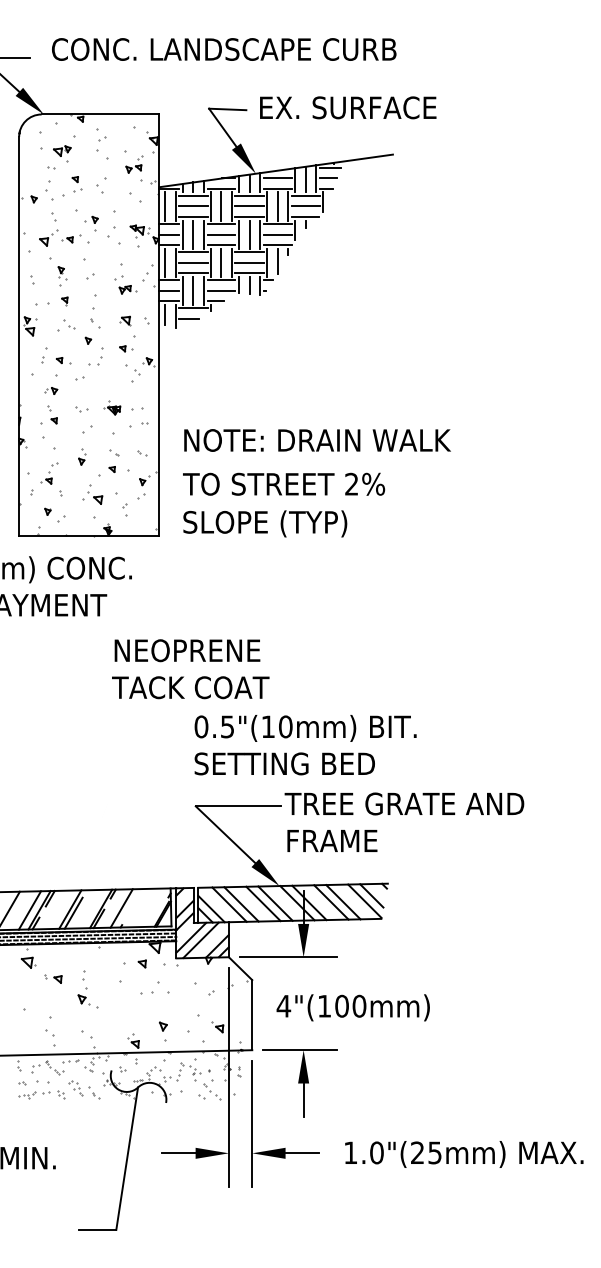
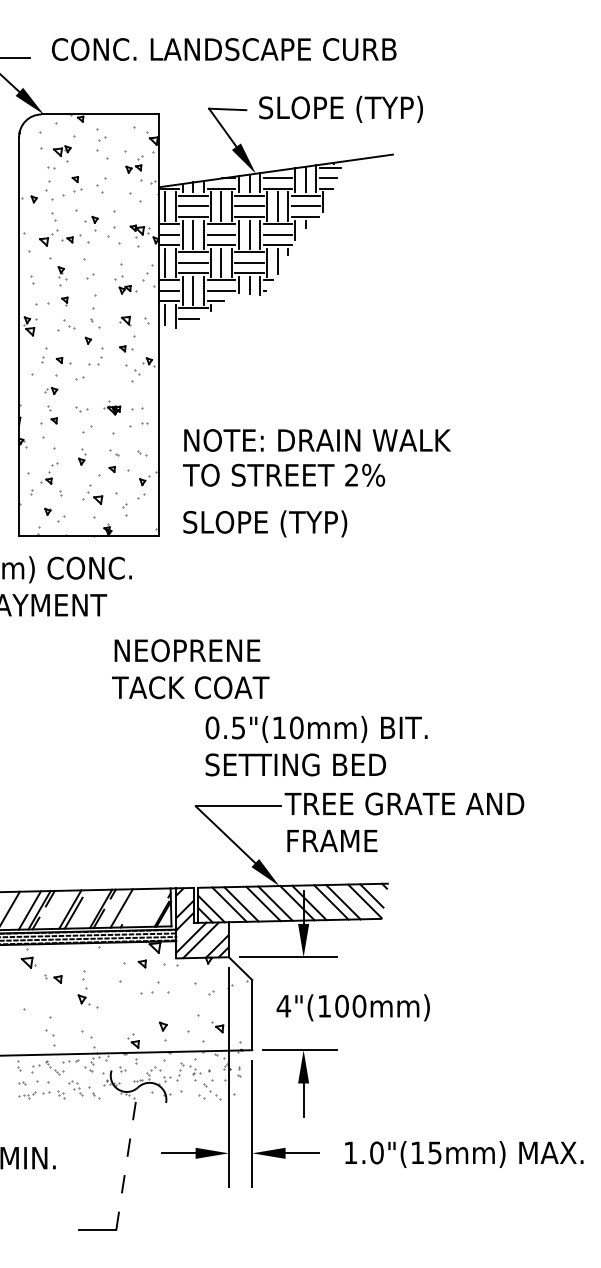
text: EX. SURFACE -> SLOPE (TYP) (347, 108)
text position: (284, 483) -> (284, 474) (284, 474)
text position: (305, 745) -> (316, 746) (316, 746)
text: 1.0"(25mm) -> 1.0"(15mm) (417, 1152)
line: solid -> dashed (127, 1158)
